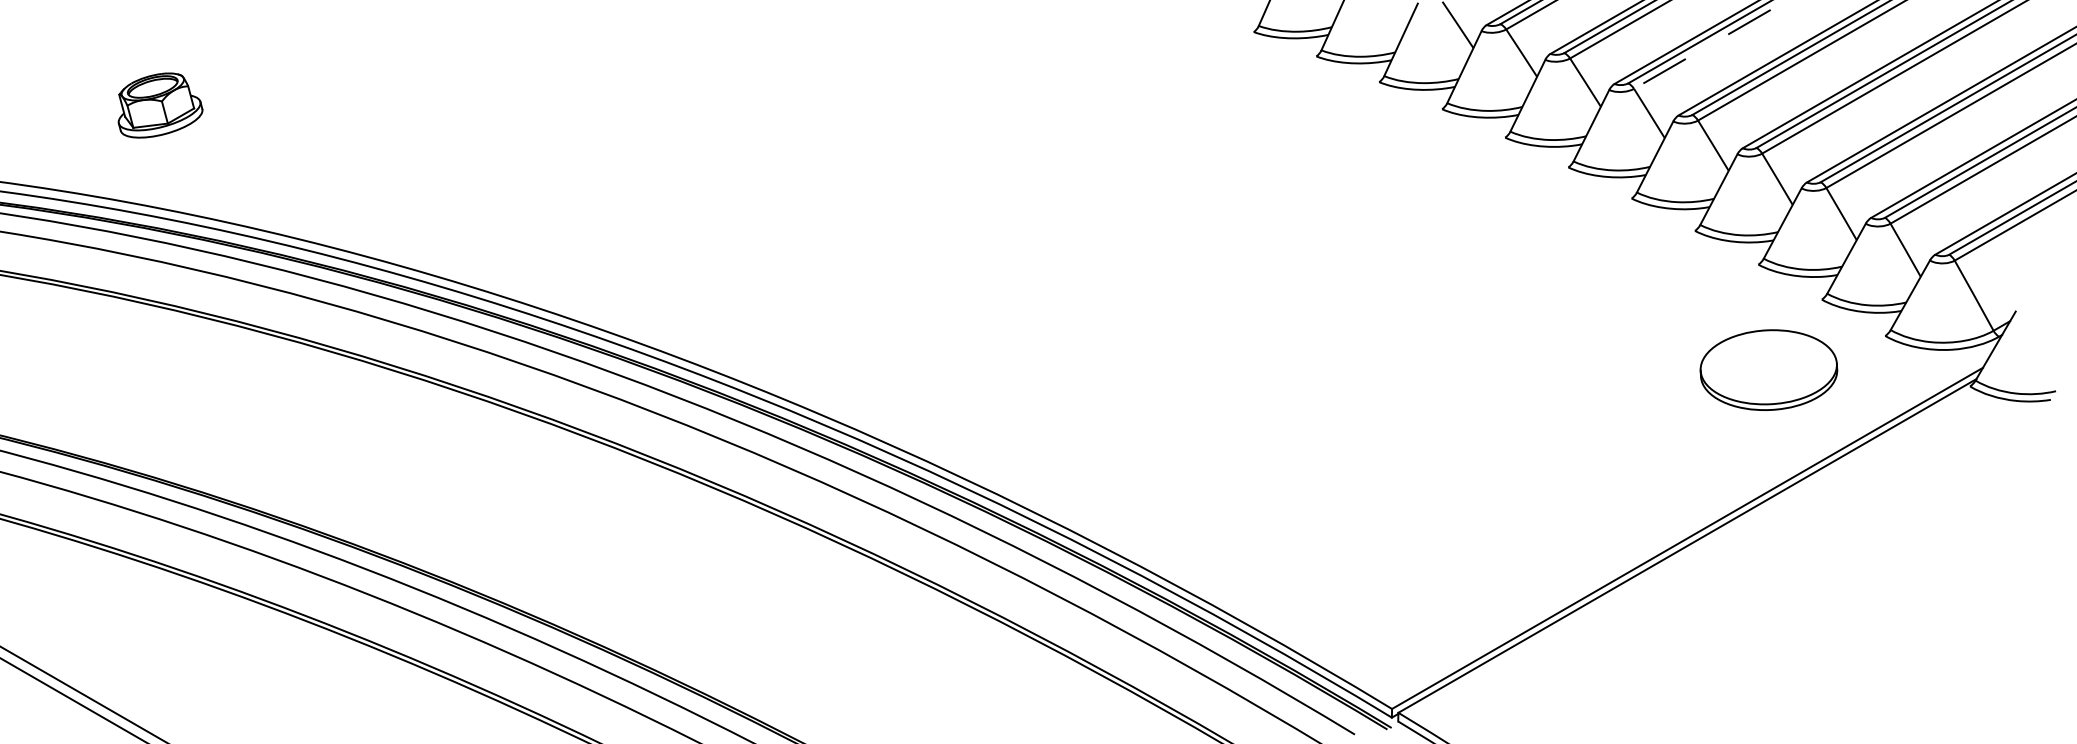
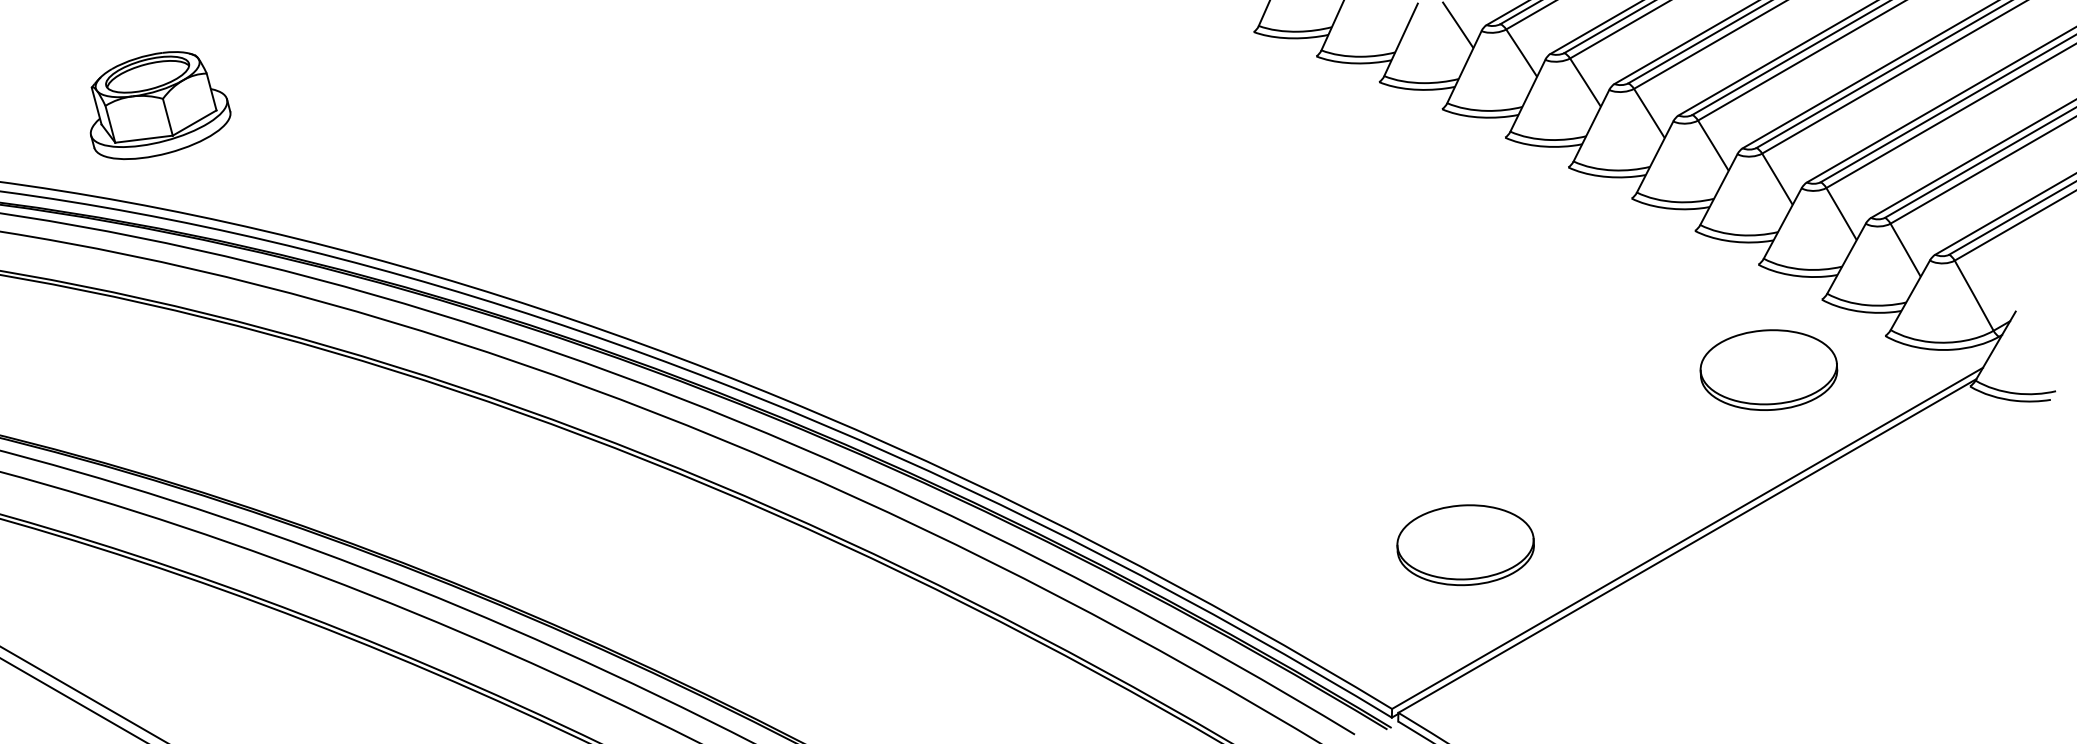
line: dashed -> solid (1710, 44)
part size: 87x67 px -> 143x109 px (160, 105)
part: none -> present (1465, 545)
